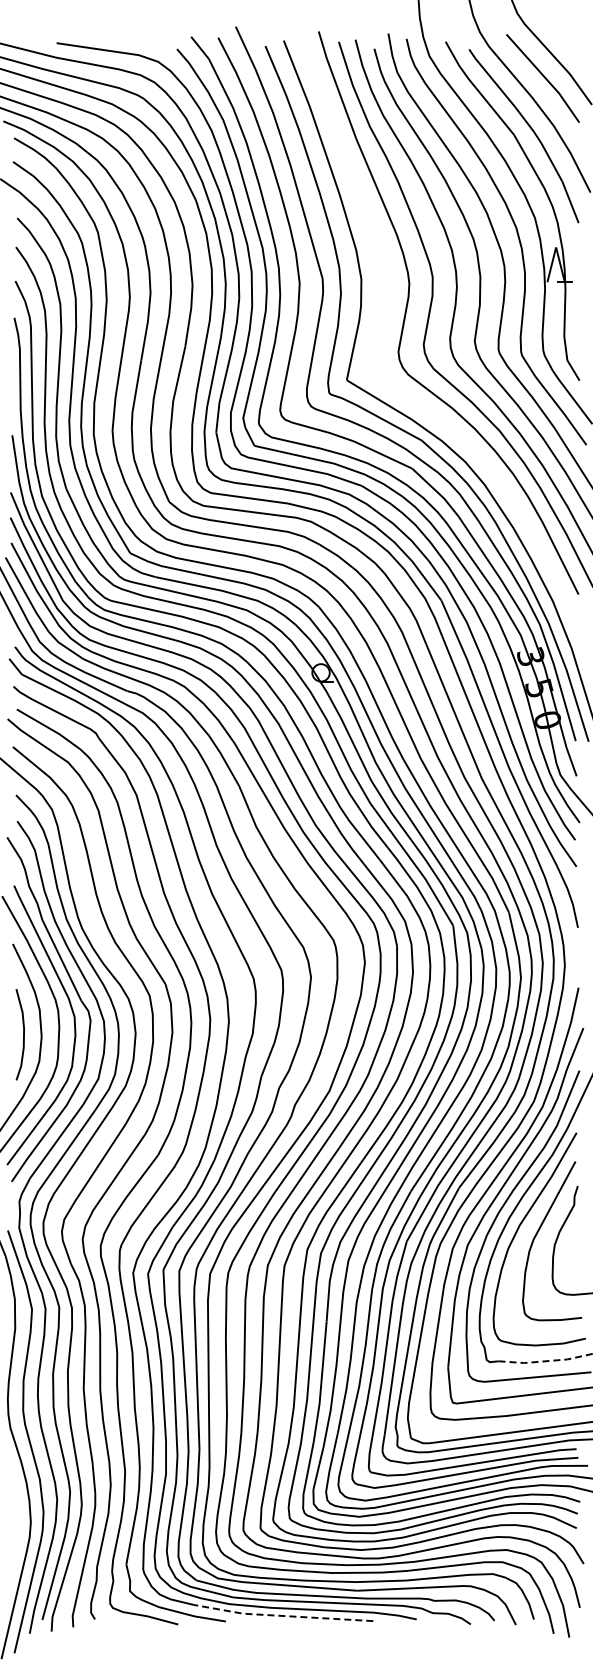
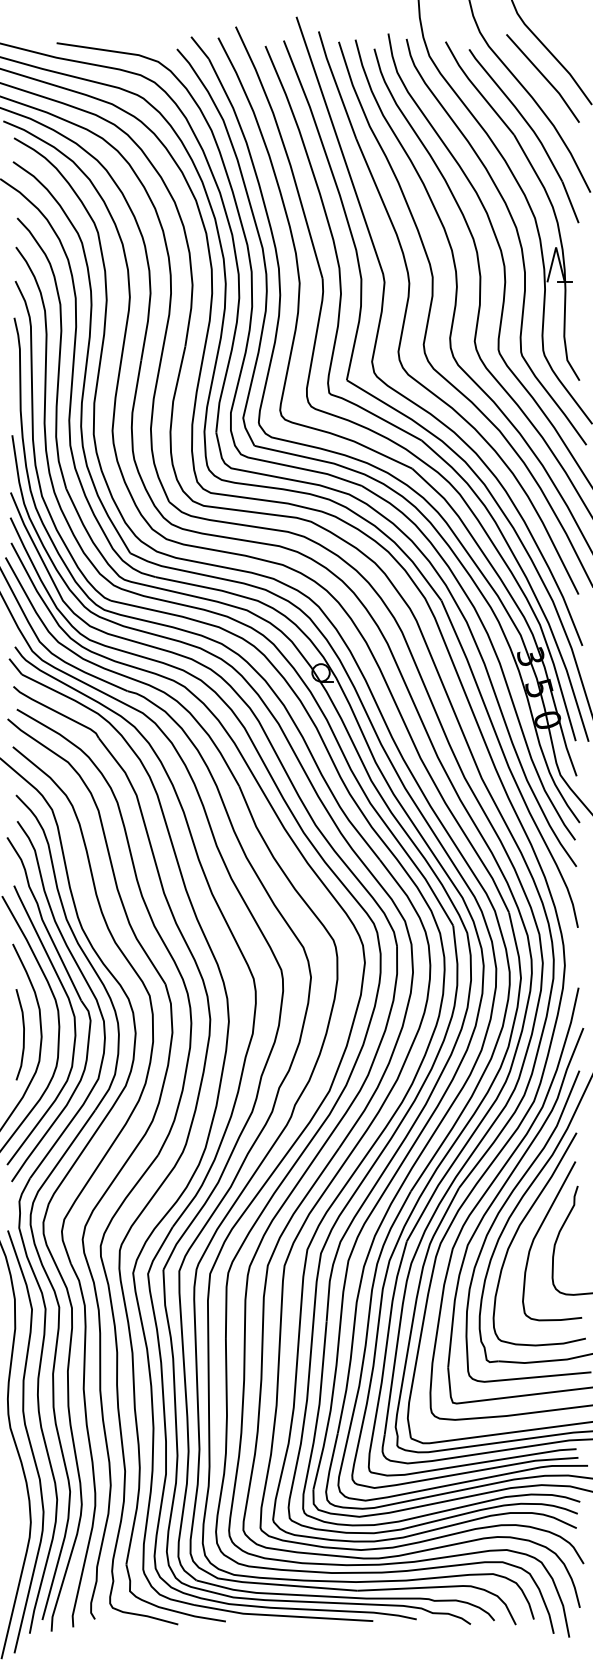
curve: none -> present (381, 319)
line: dashed -> solid (545, 1361)
line: dashed -> solid (282, 1615)
